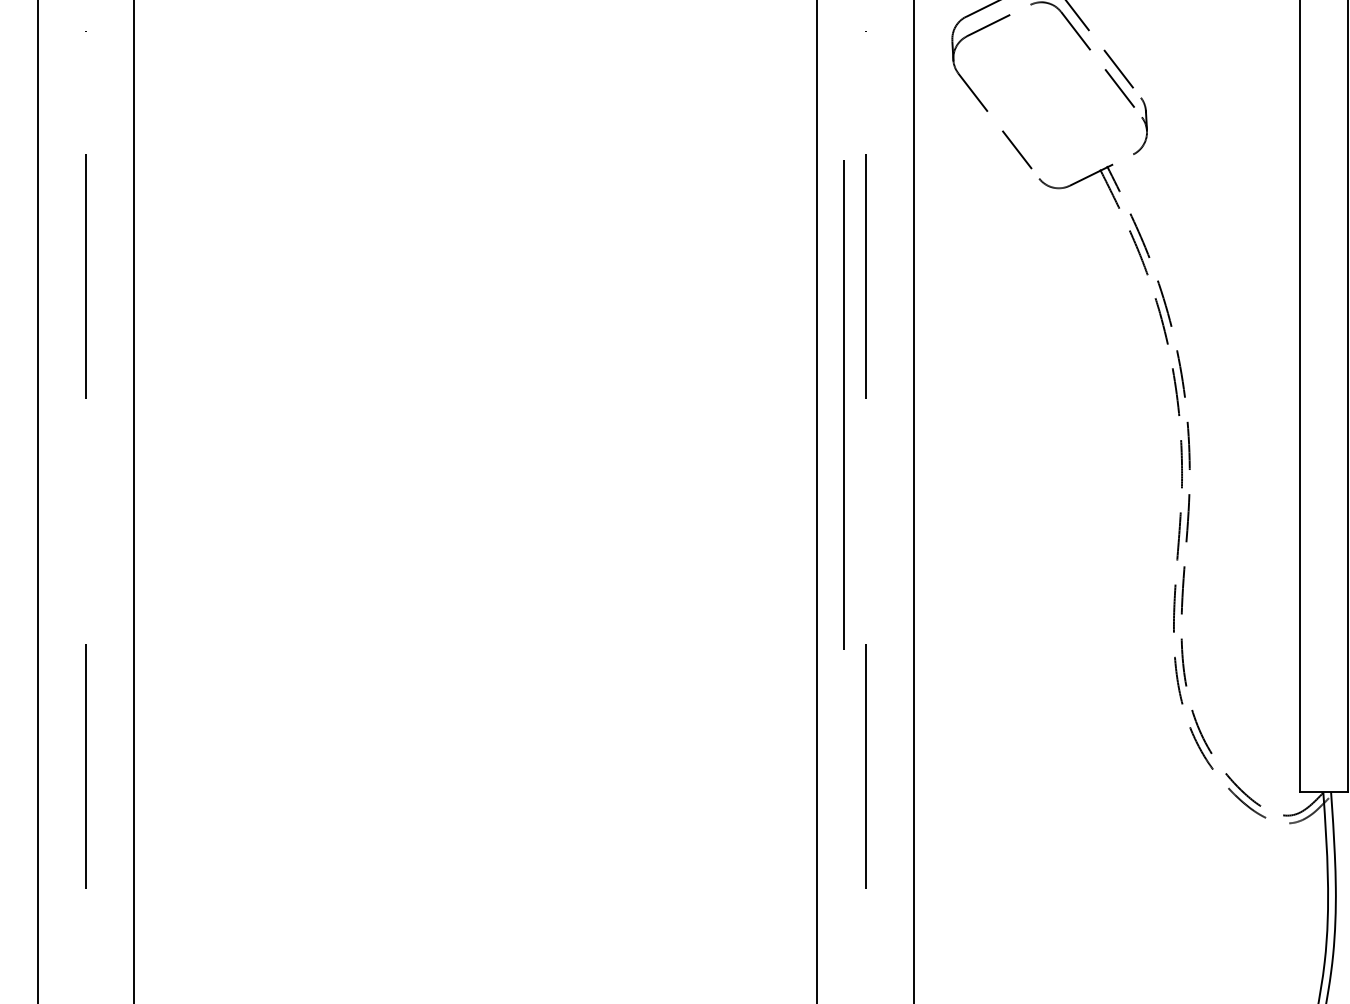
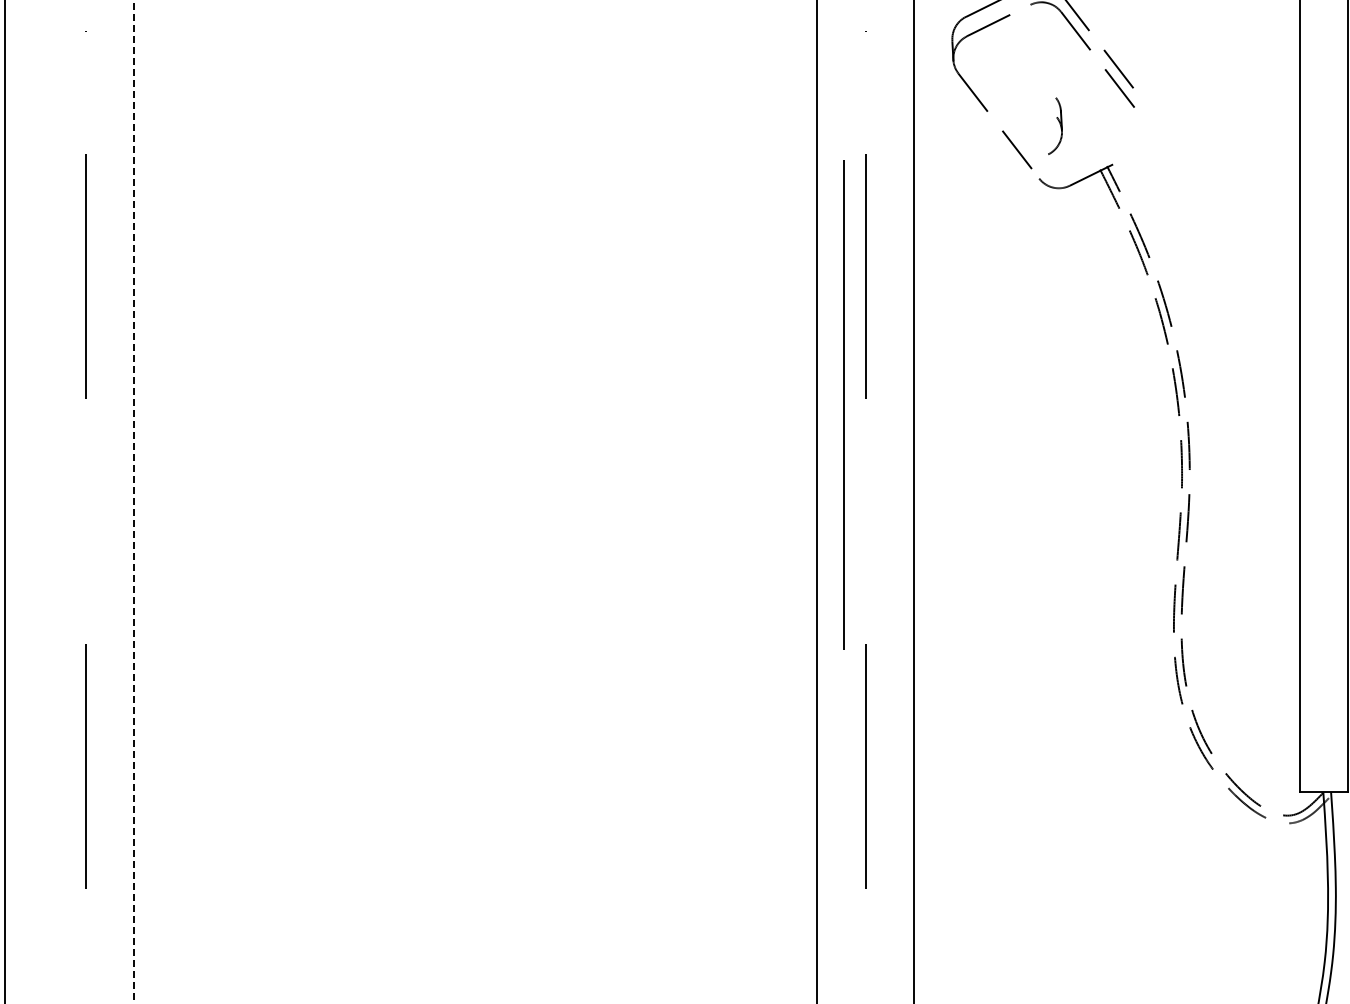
part position: (1140, 125) -> (1055, 125) (1055, 125)
line position: (37, 501) -> (4, 501) (4, 501)
line: solid -> dashed (134, 501)
